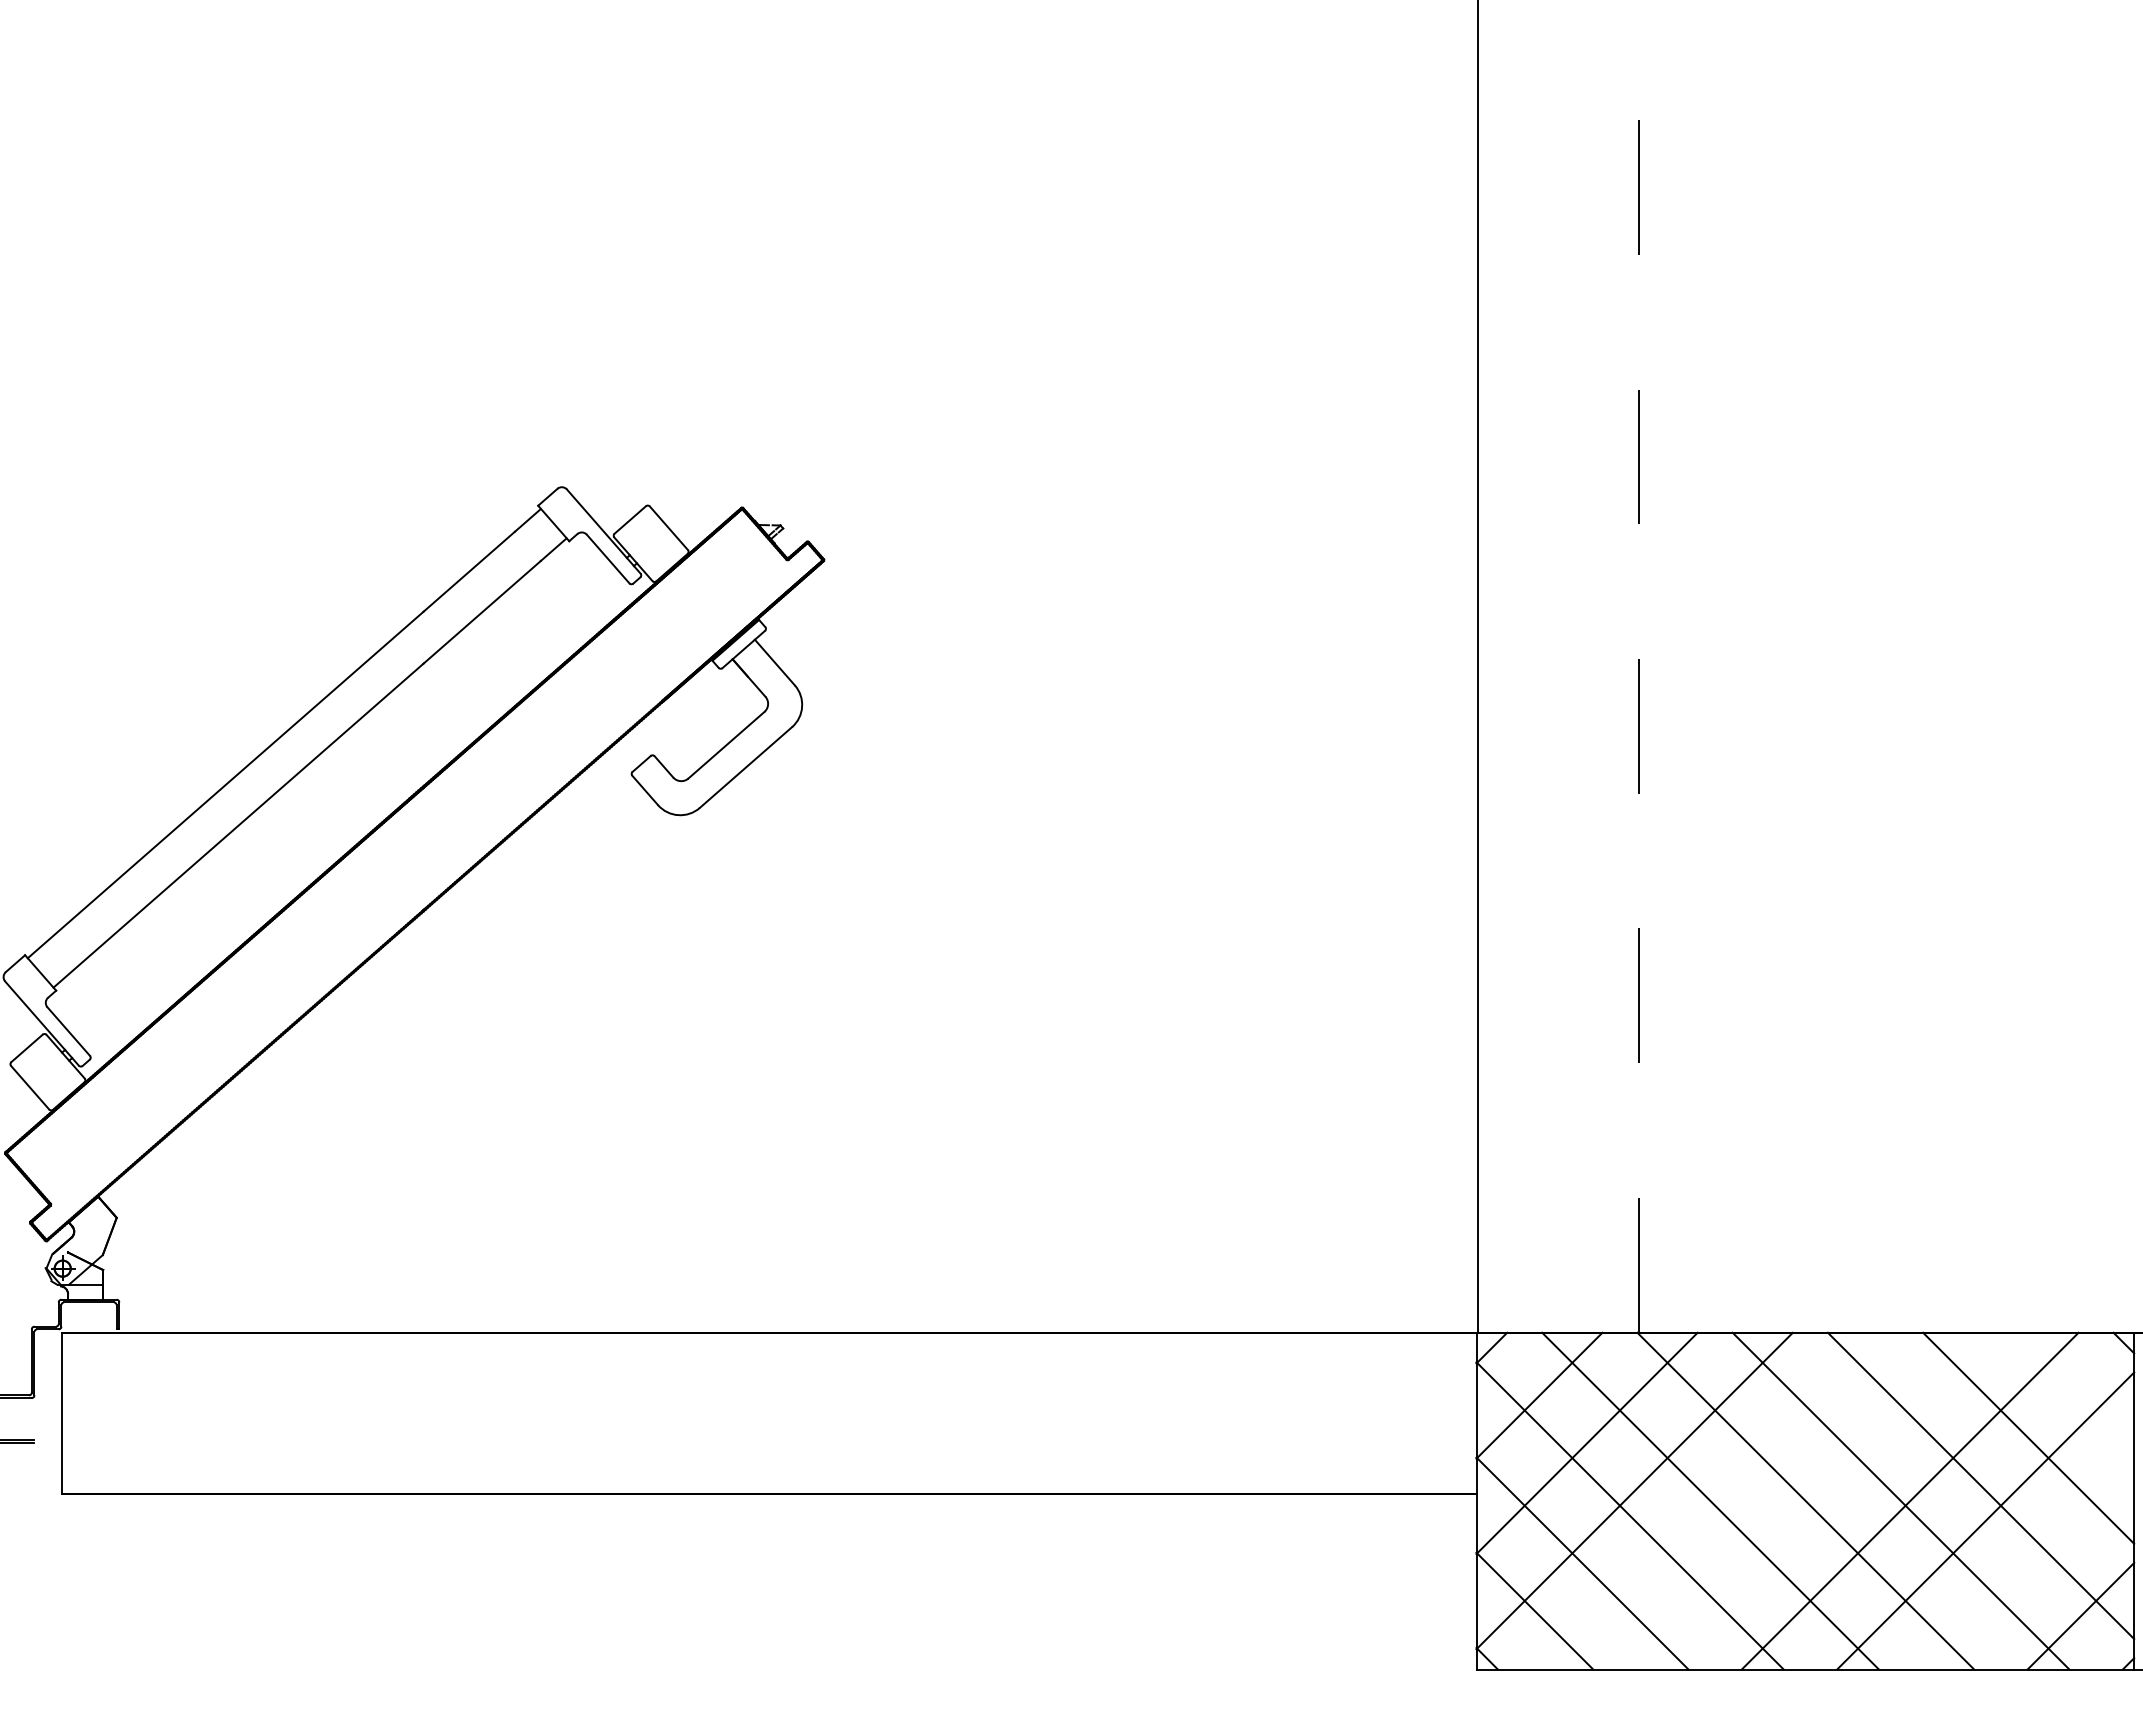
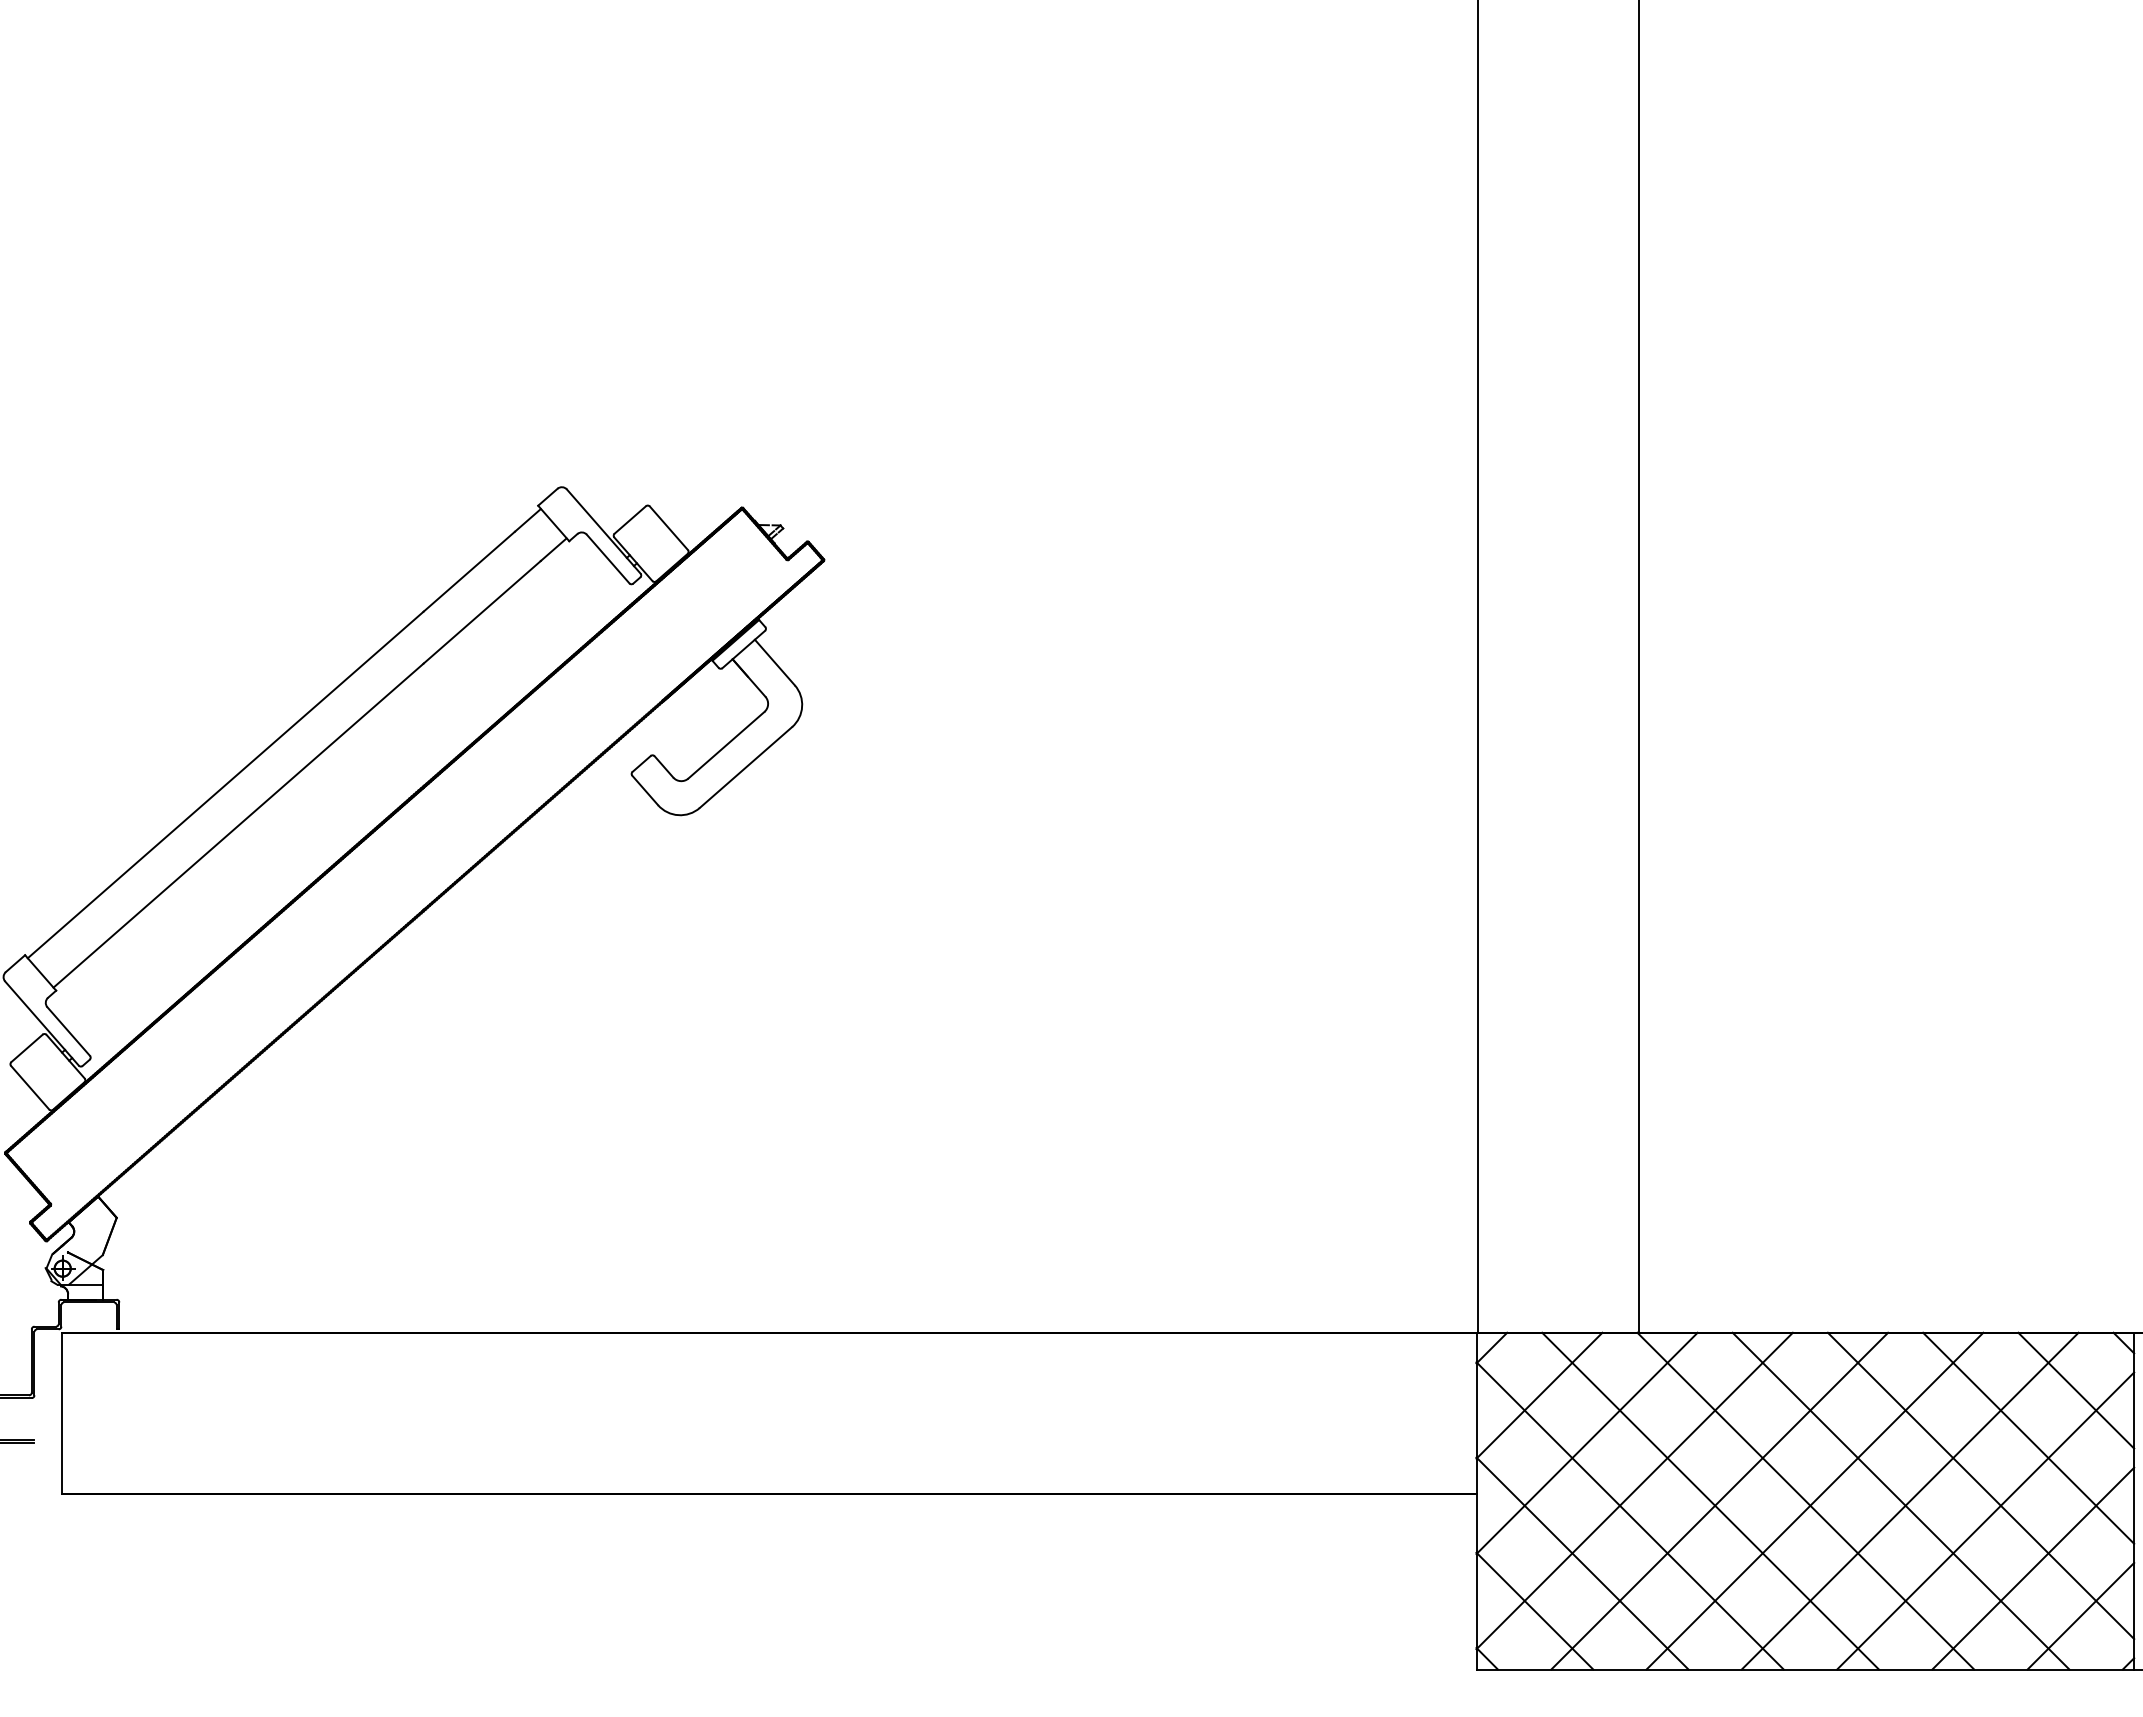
line: dashed -> solid (1639, 665)
line: none -> present (2076, 1390)
line: none -> present (1719, 1500)
line: none -> present (1814, 1500)
line: none -> present (2033, 1568)
